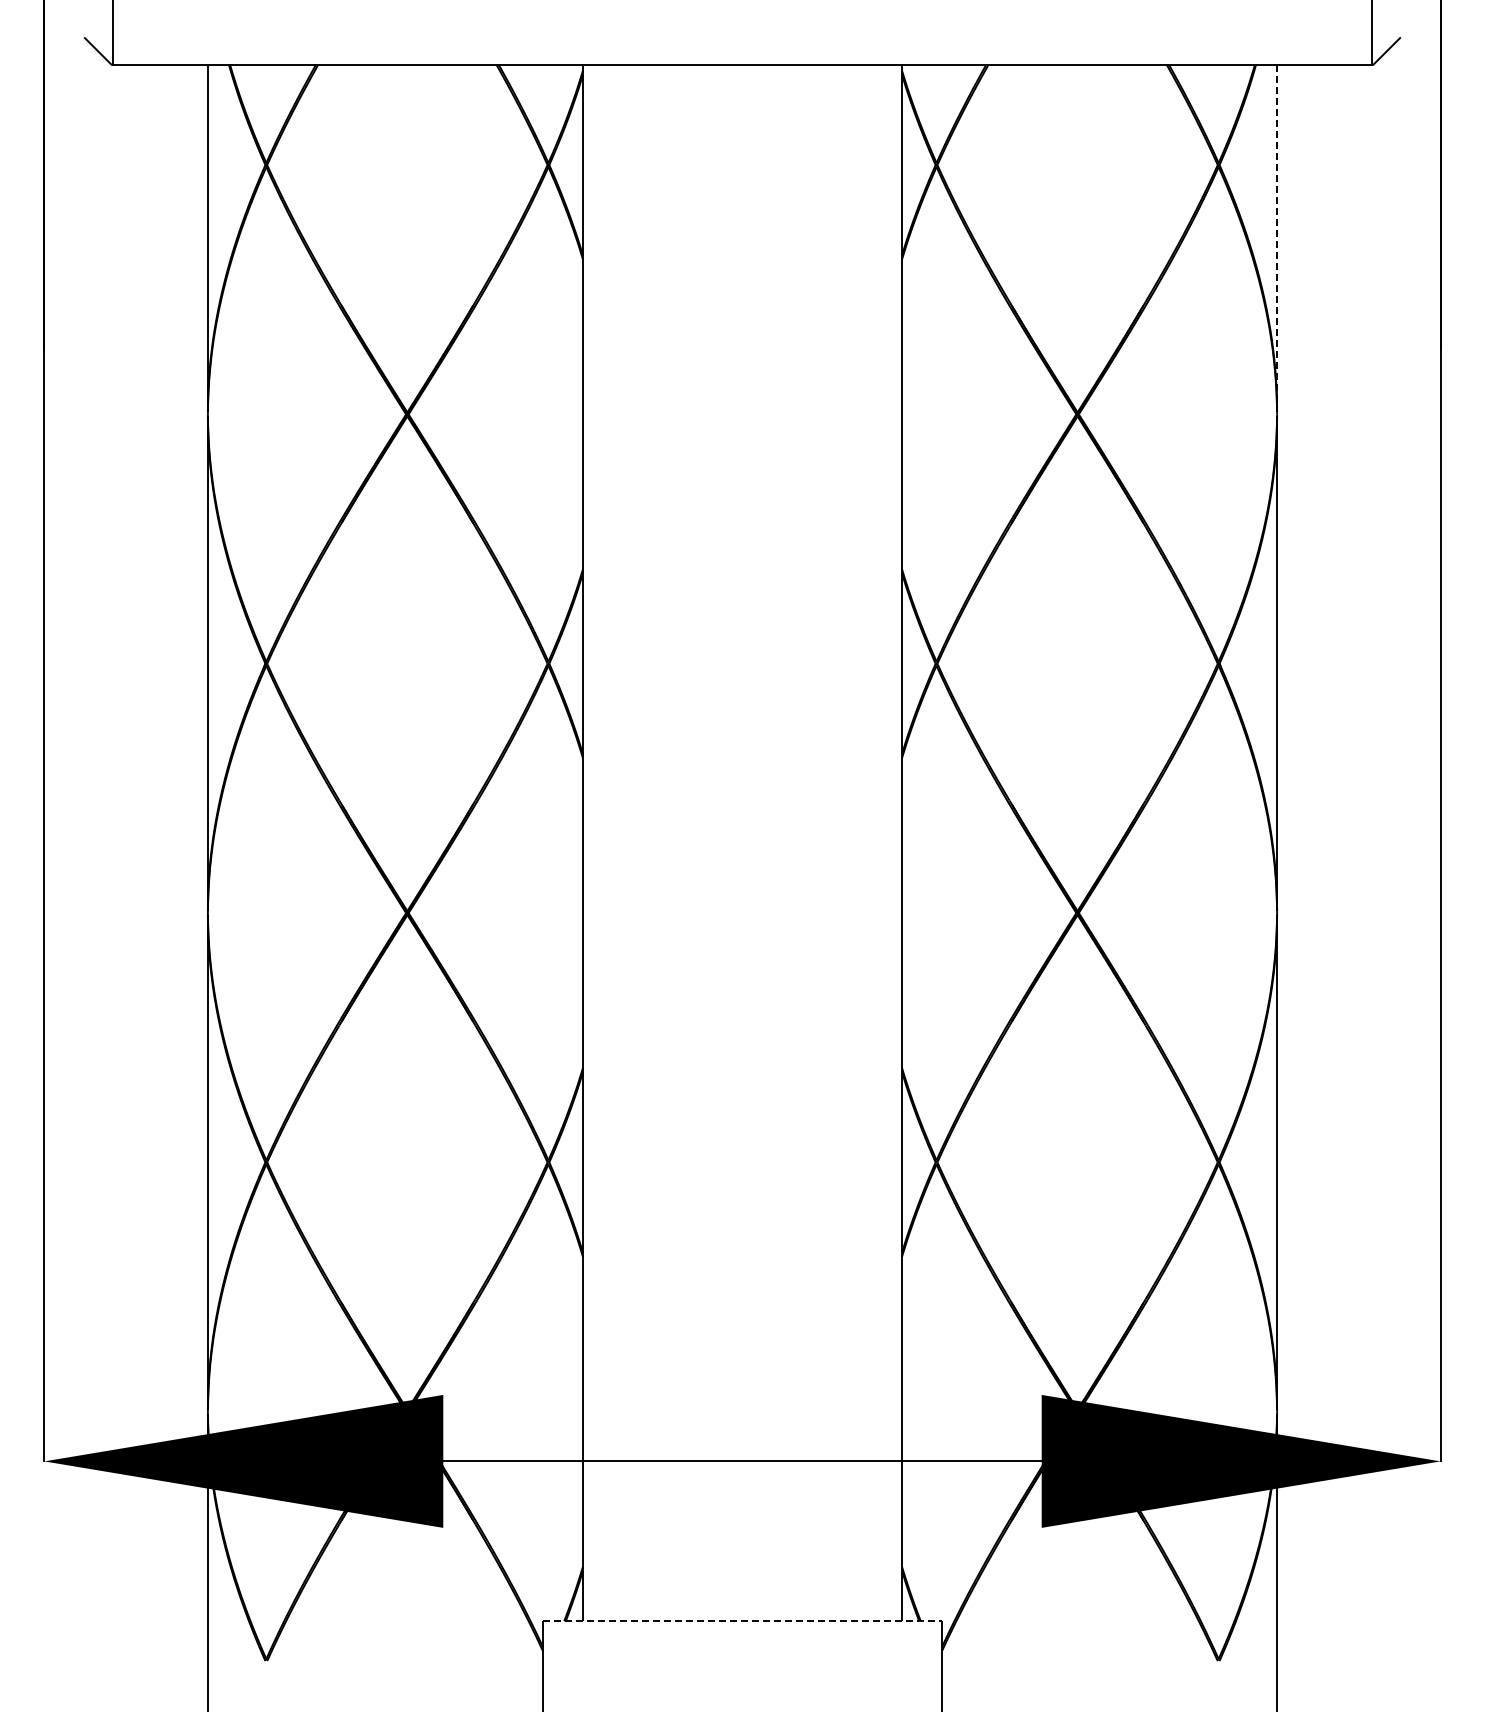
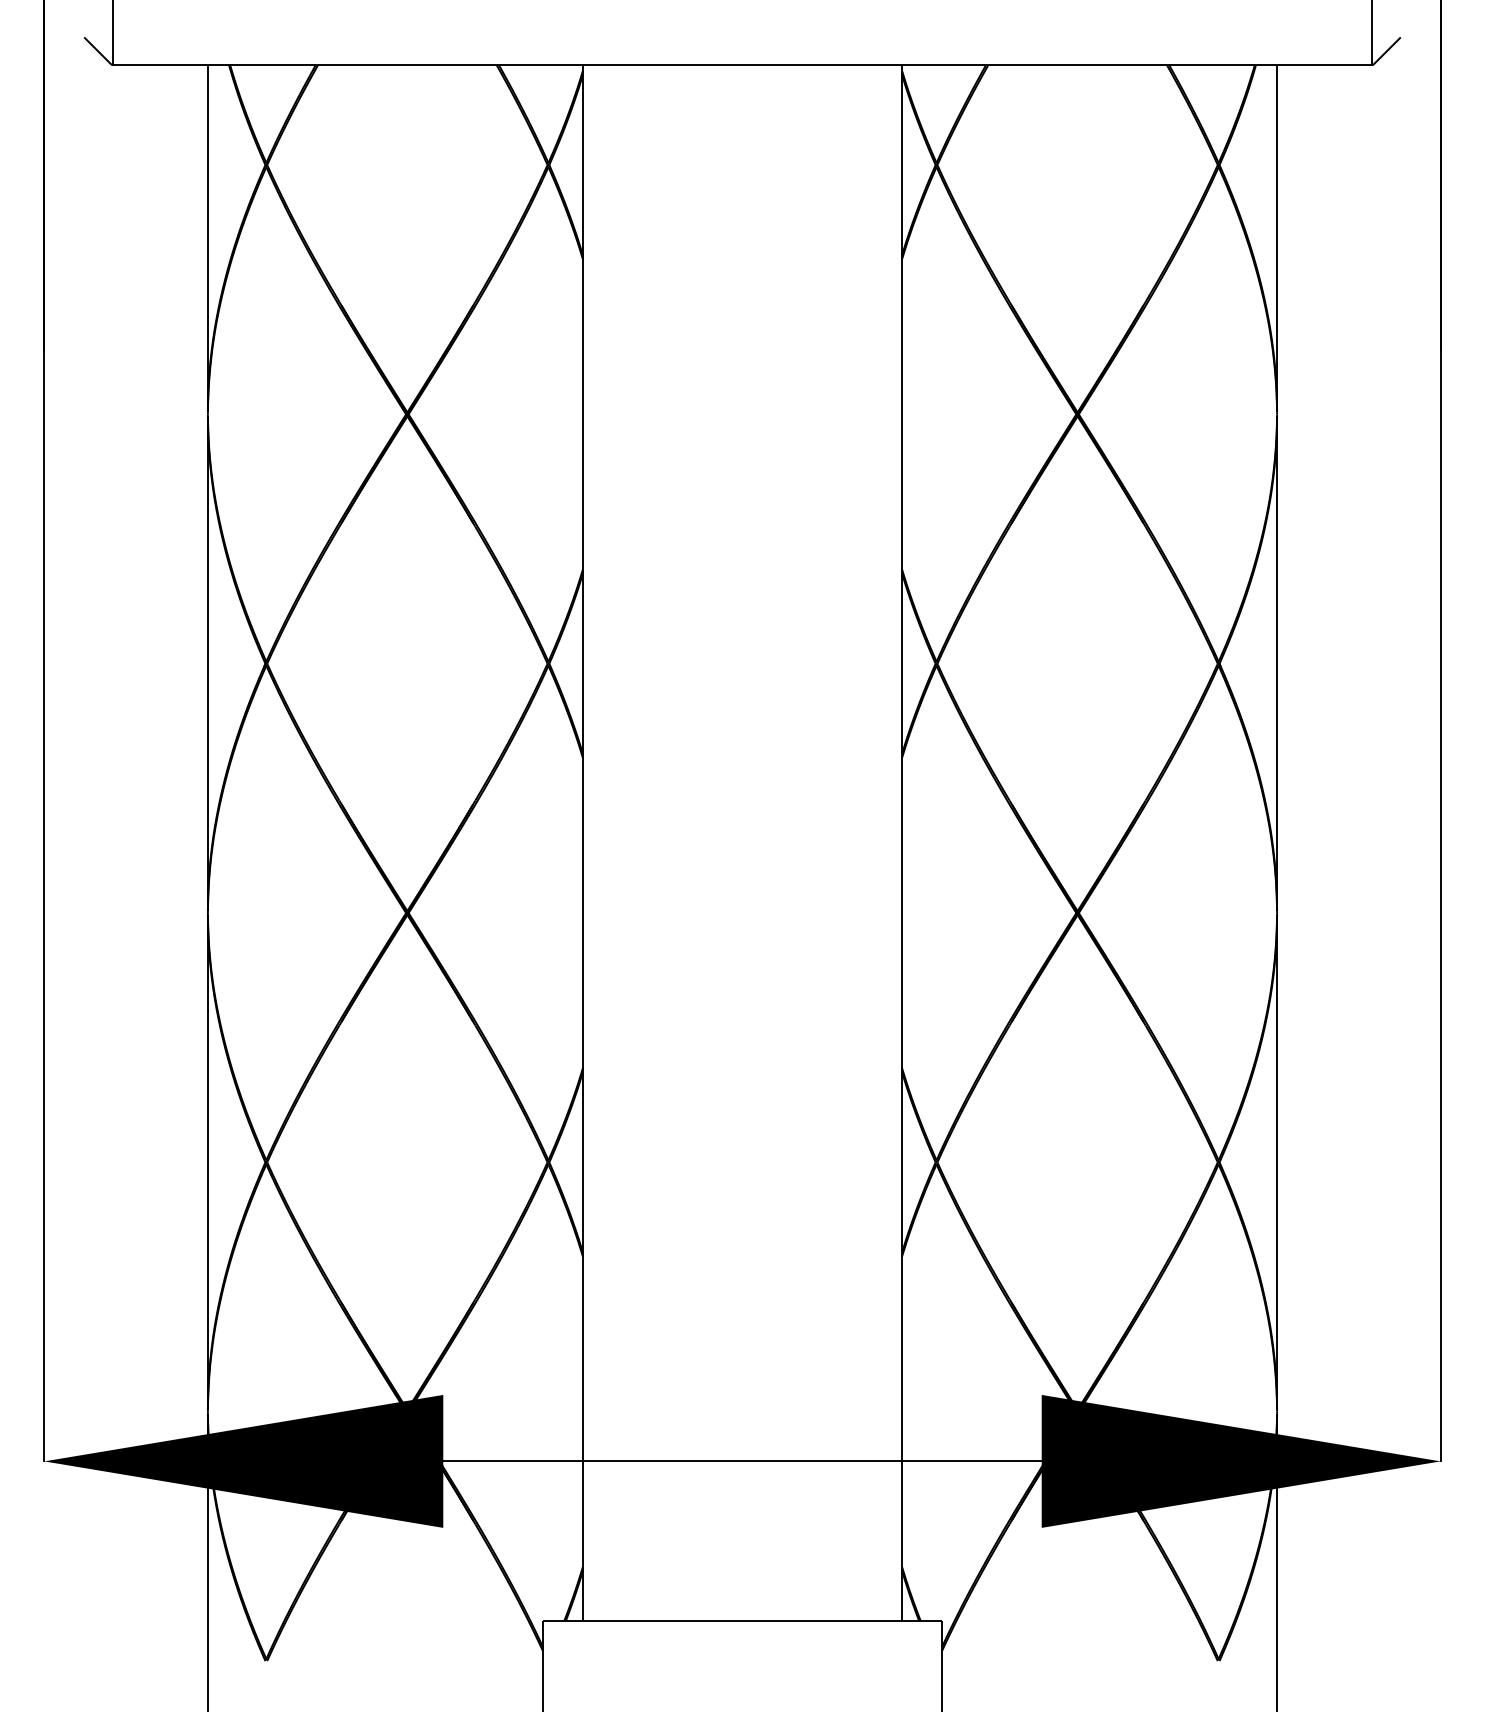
line: dashed -> solid (1277, 238)
line: dashed -> solid (743, 1621)
